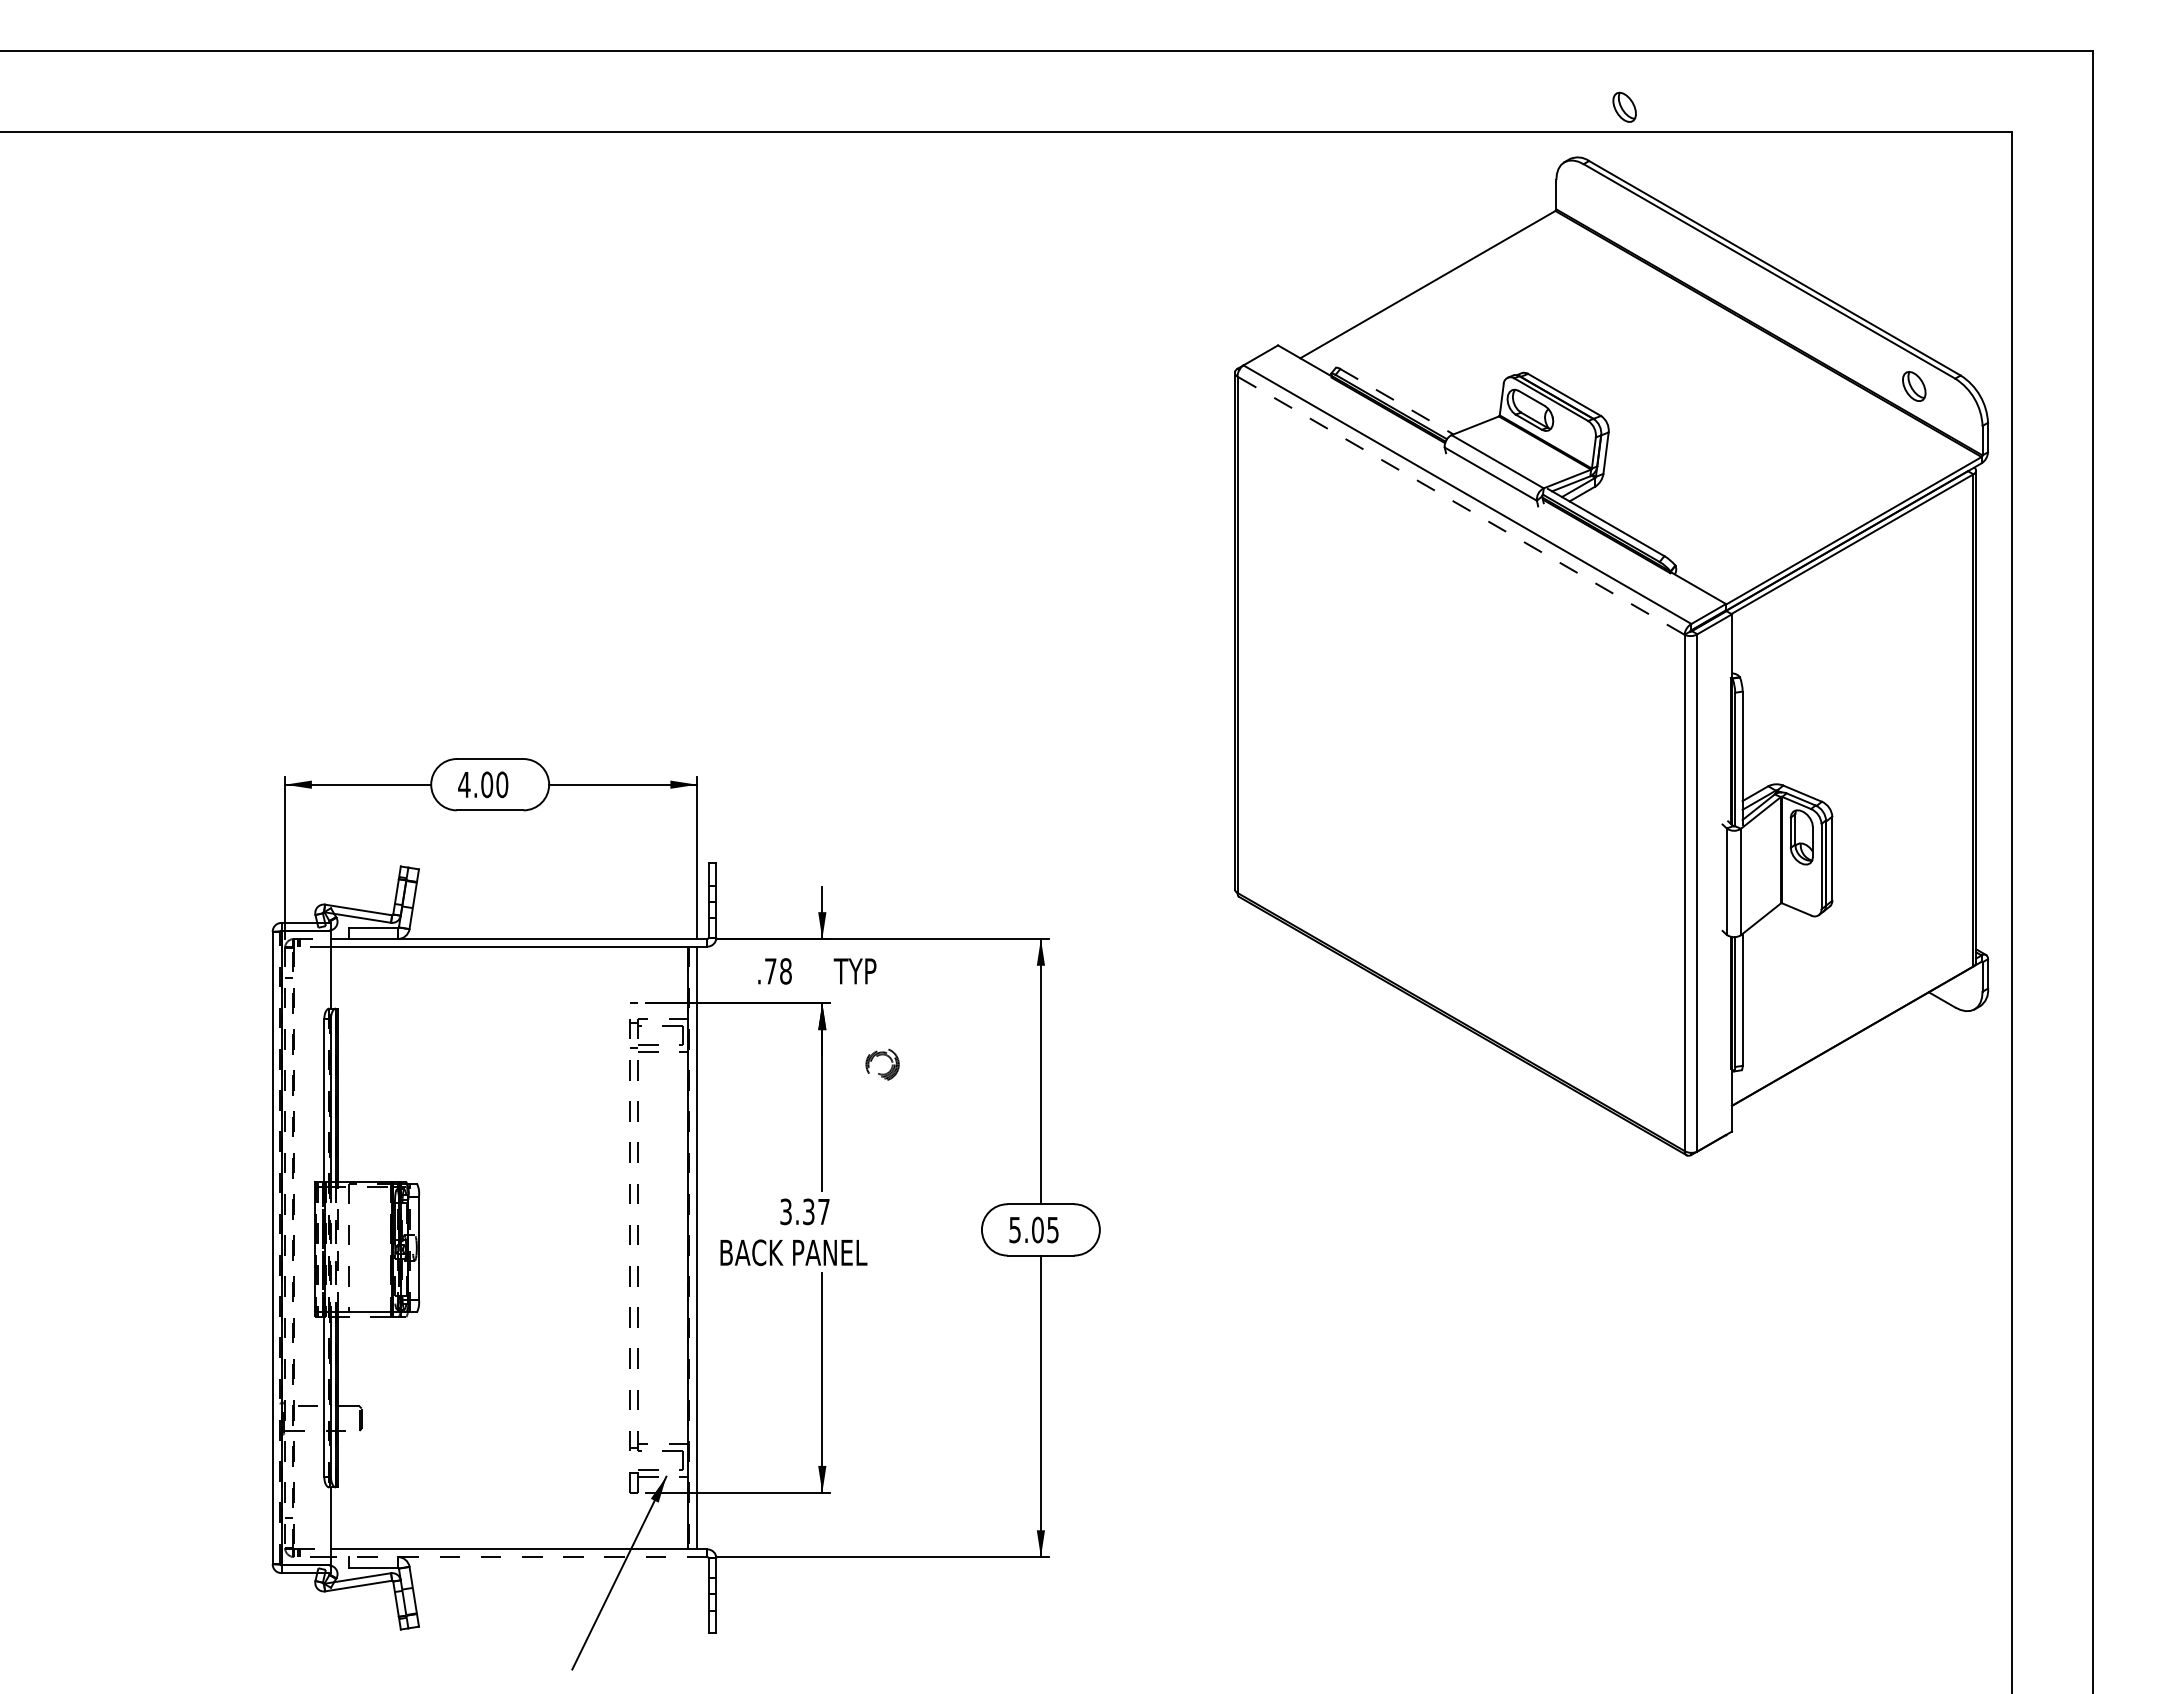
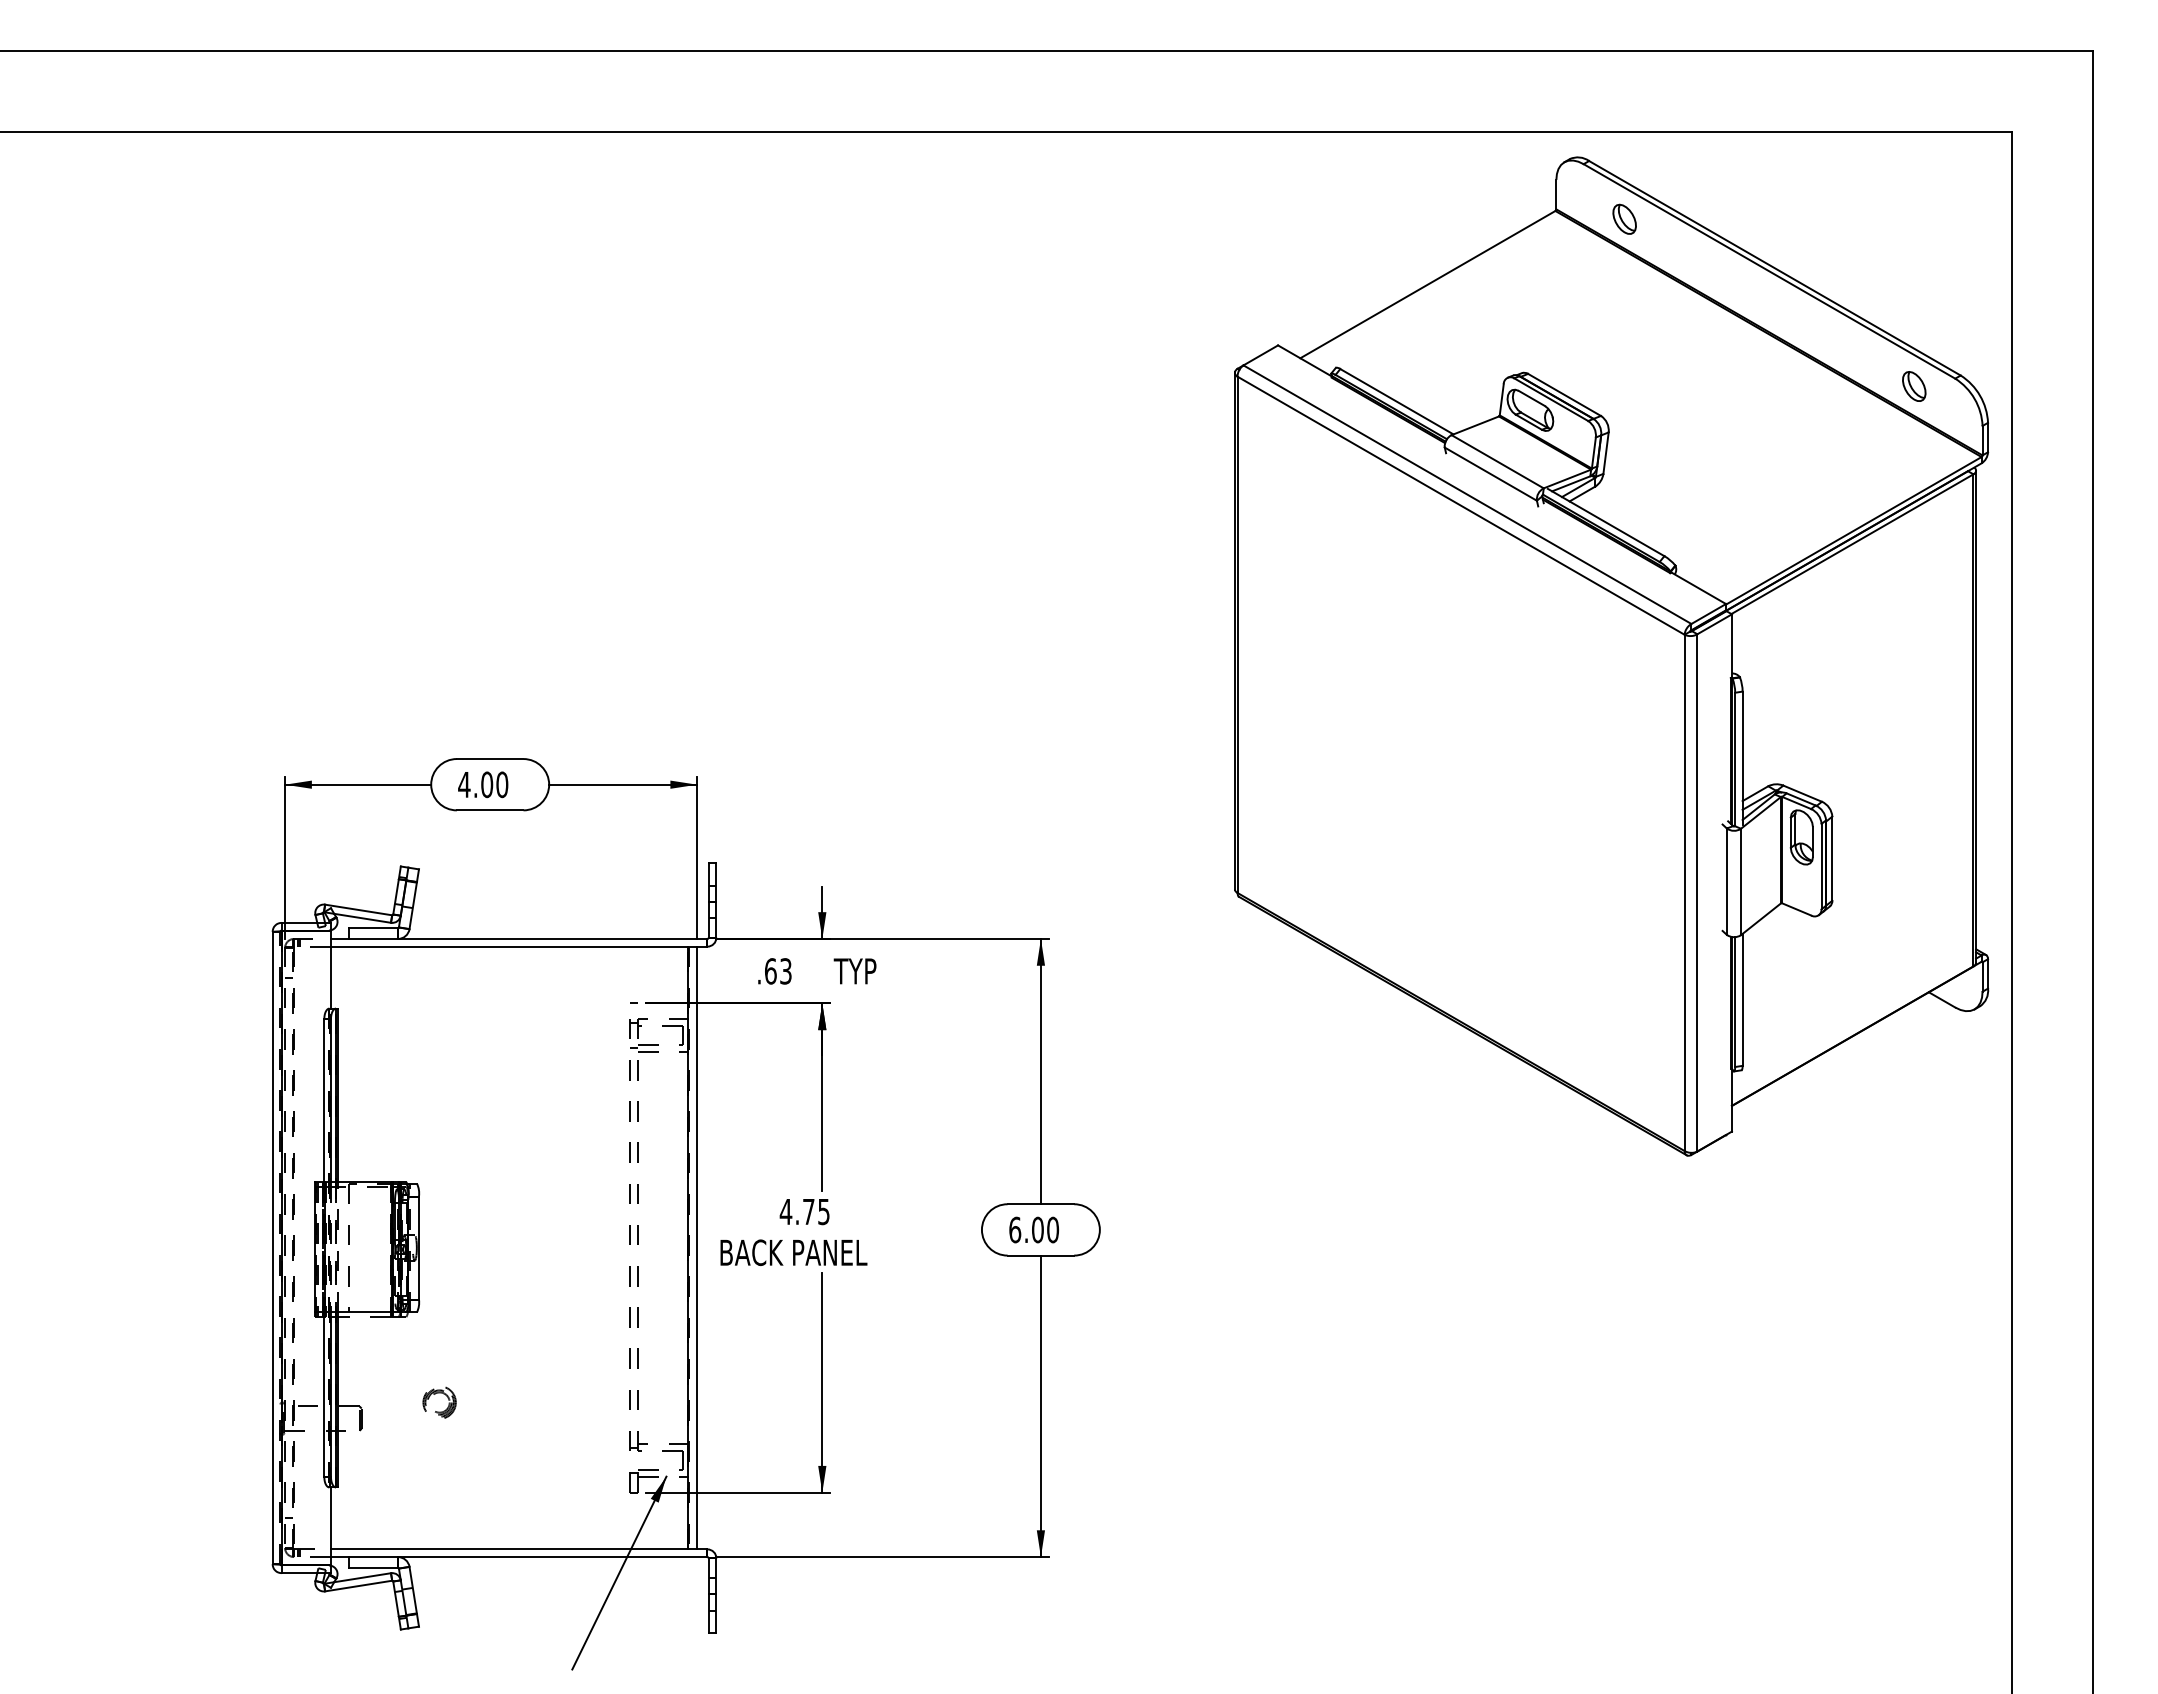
part position: (1624, 106) -> (1624, 218) (1624, 218)
line: dashed -> solid (1397, 401)
line: dashed -> solid (1460, 505)
text: .78 -> .63 (778, 971)
part position: (878, 1056) -> (435, 1394) (435, 1394)
text: 3.37 -> 4.75 (804, 1211)
text: 5.05 -> 6.00 (1034, 1229)
line: dashed -> solid (518, 1557)
